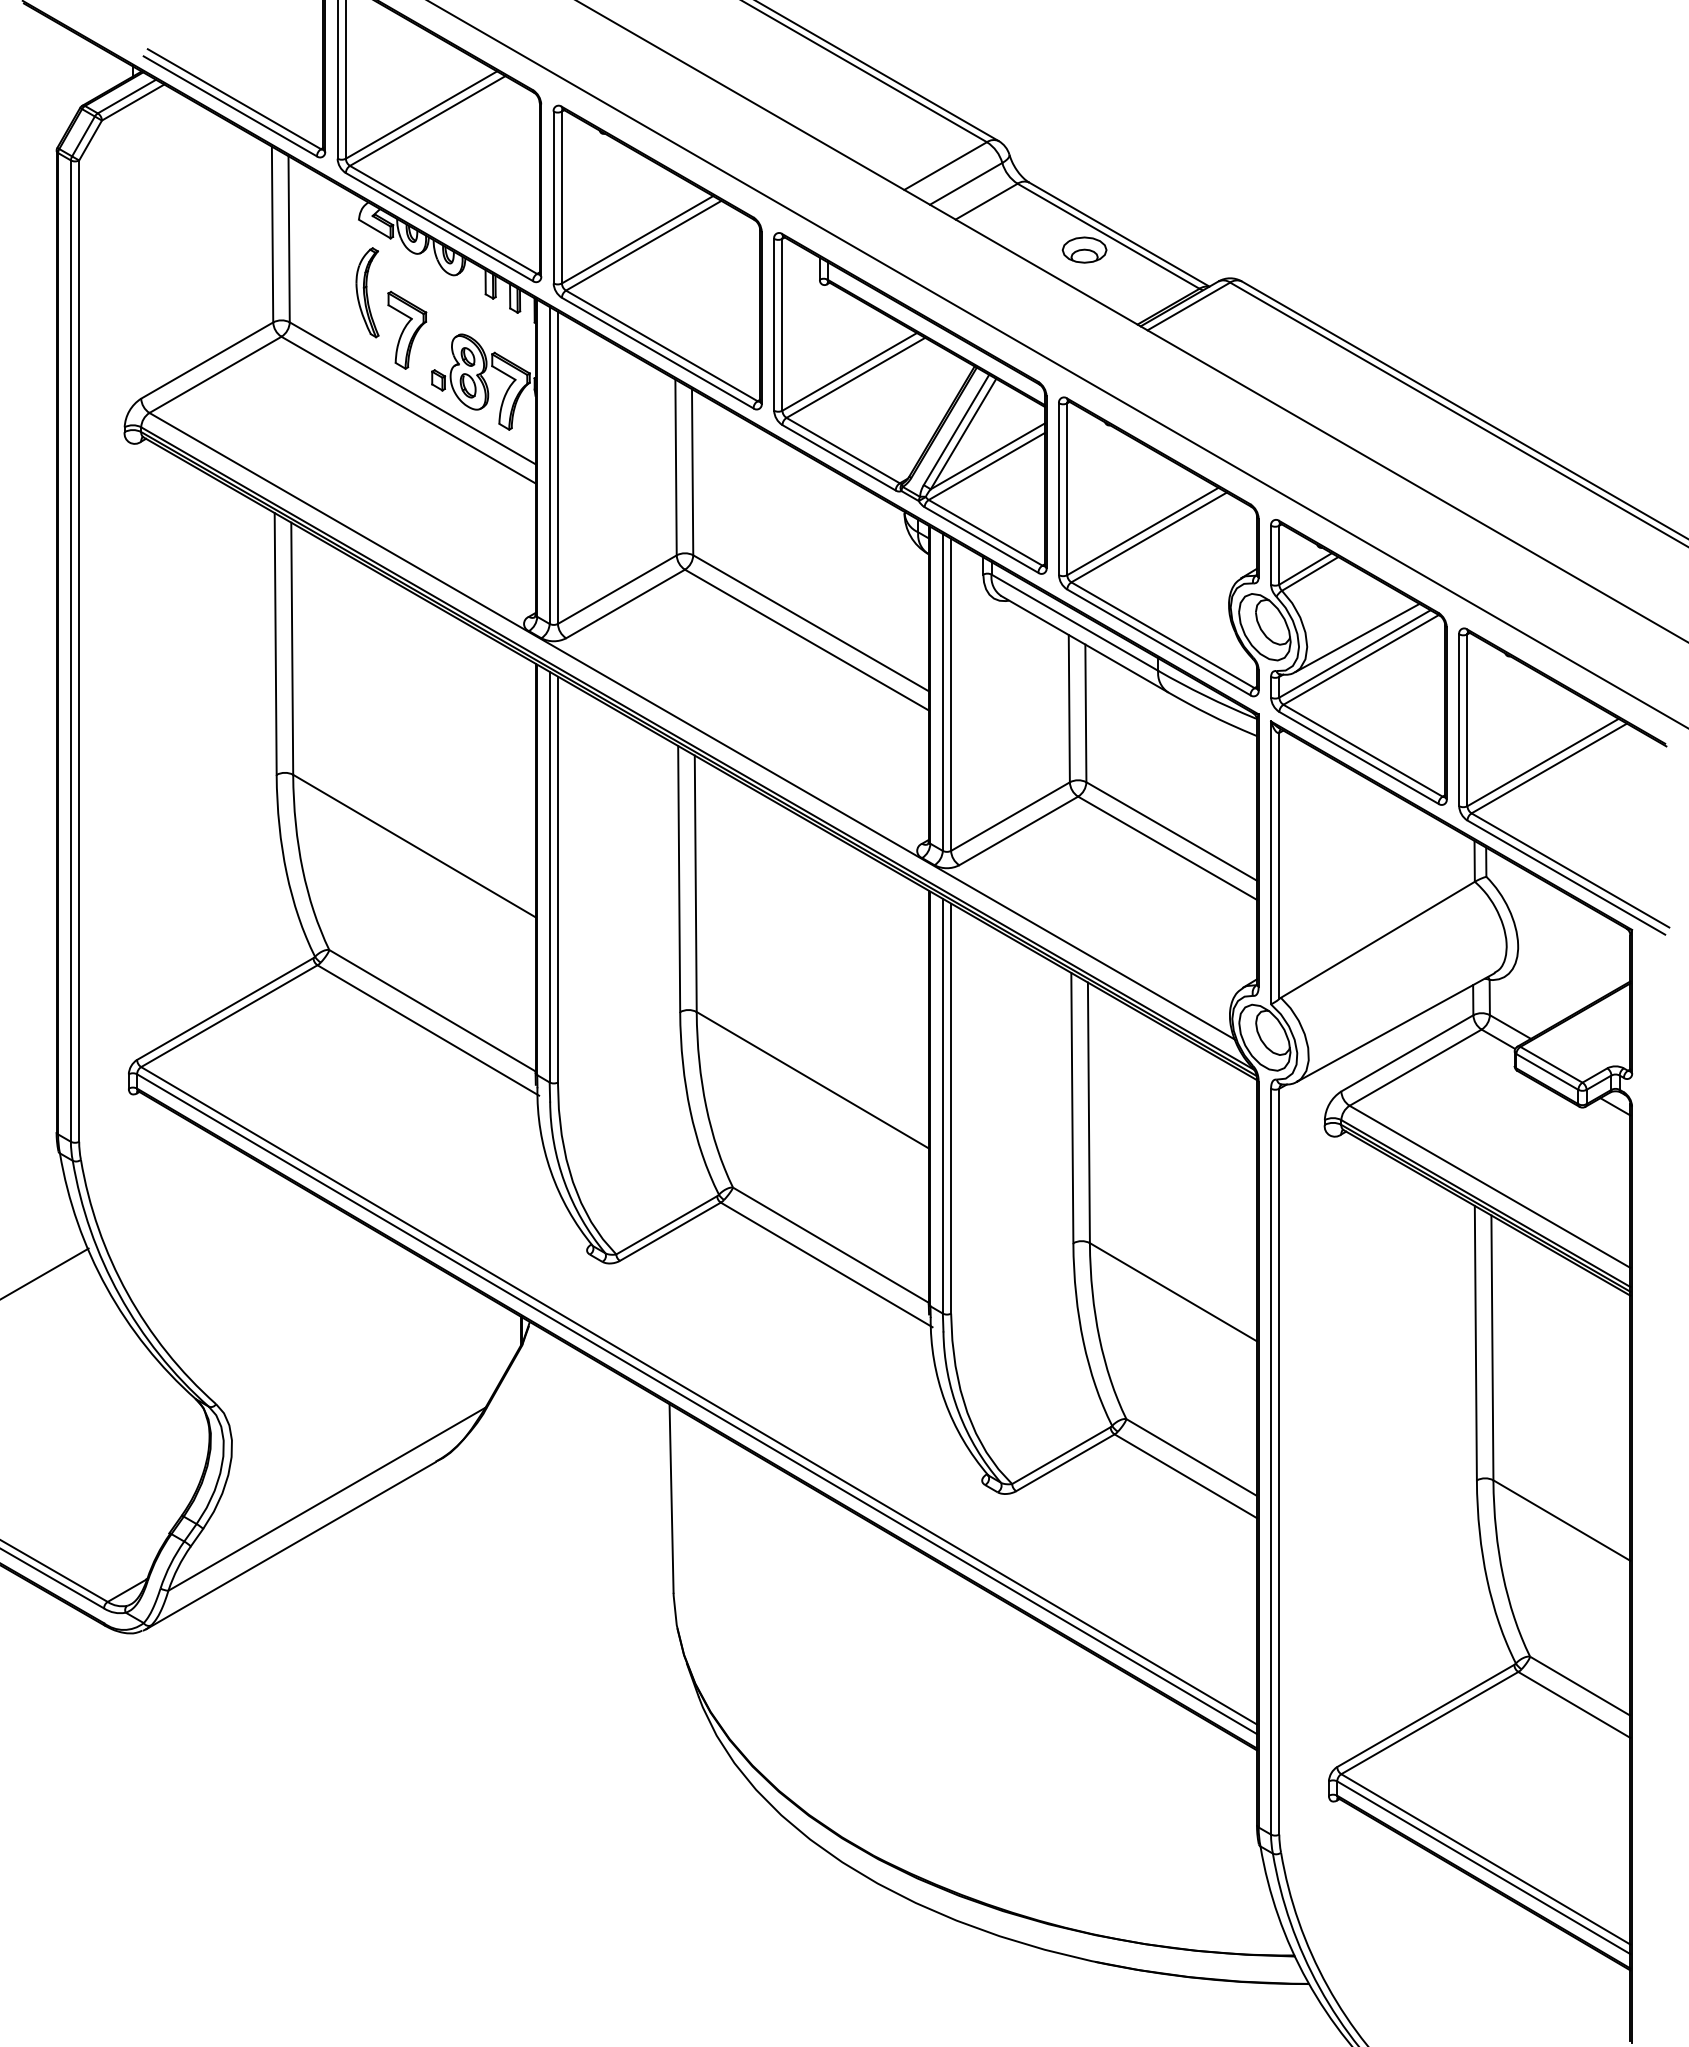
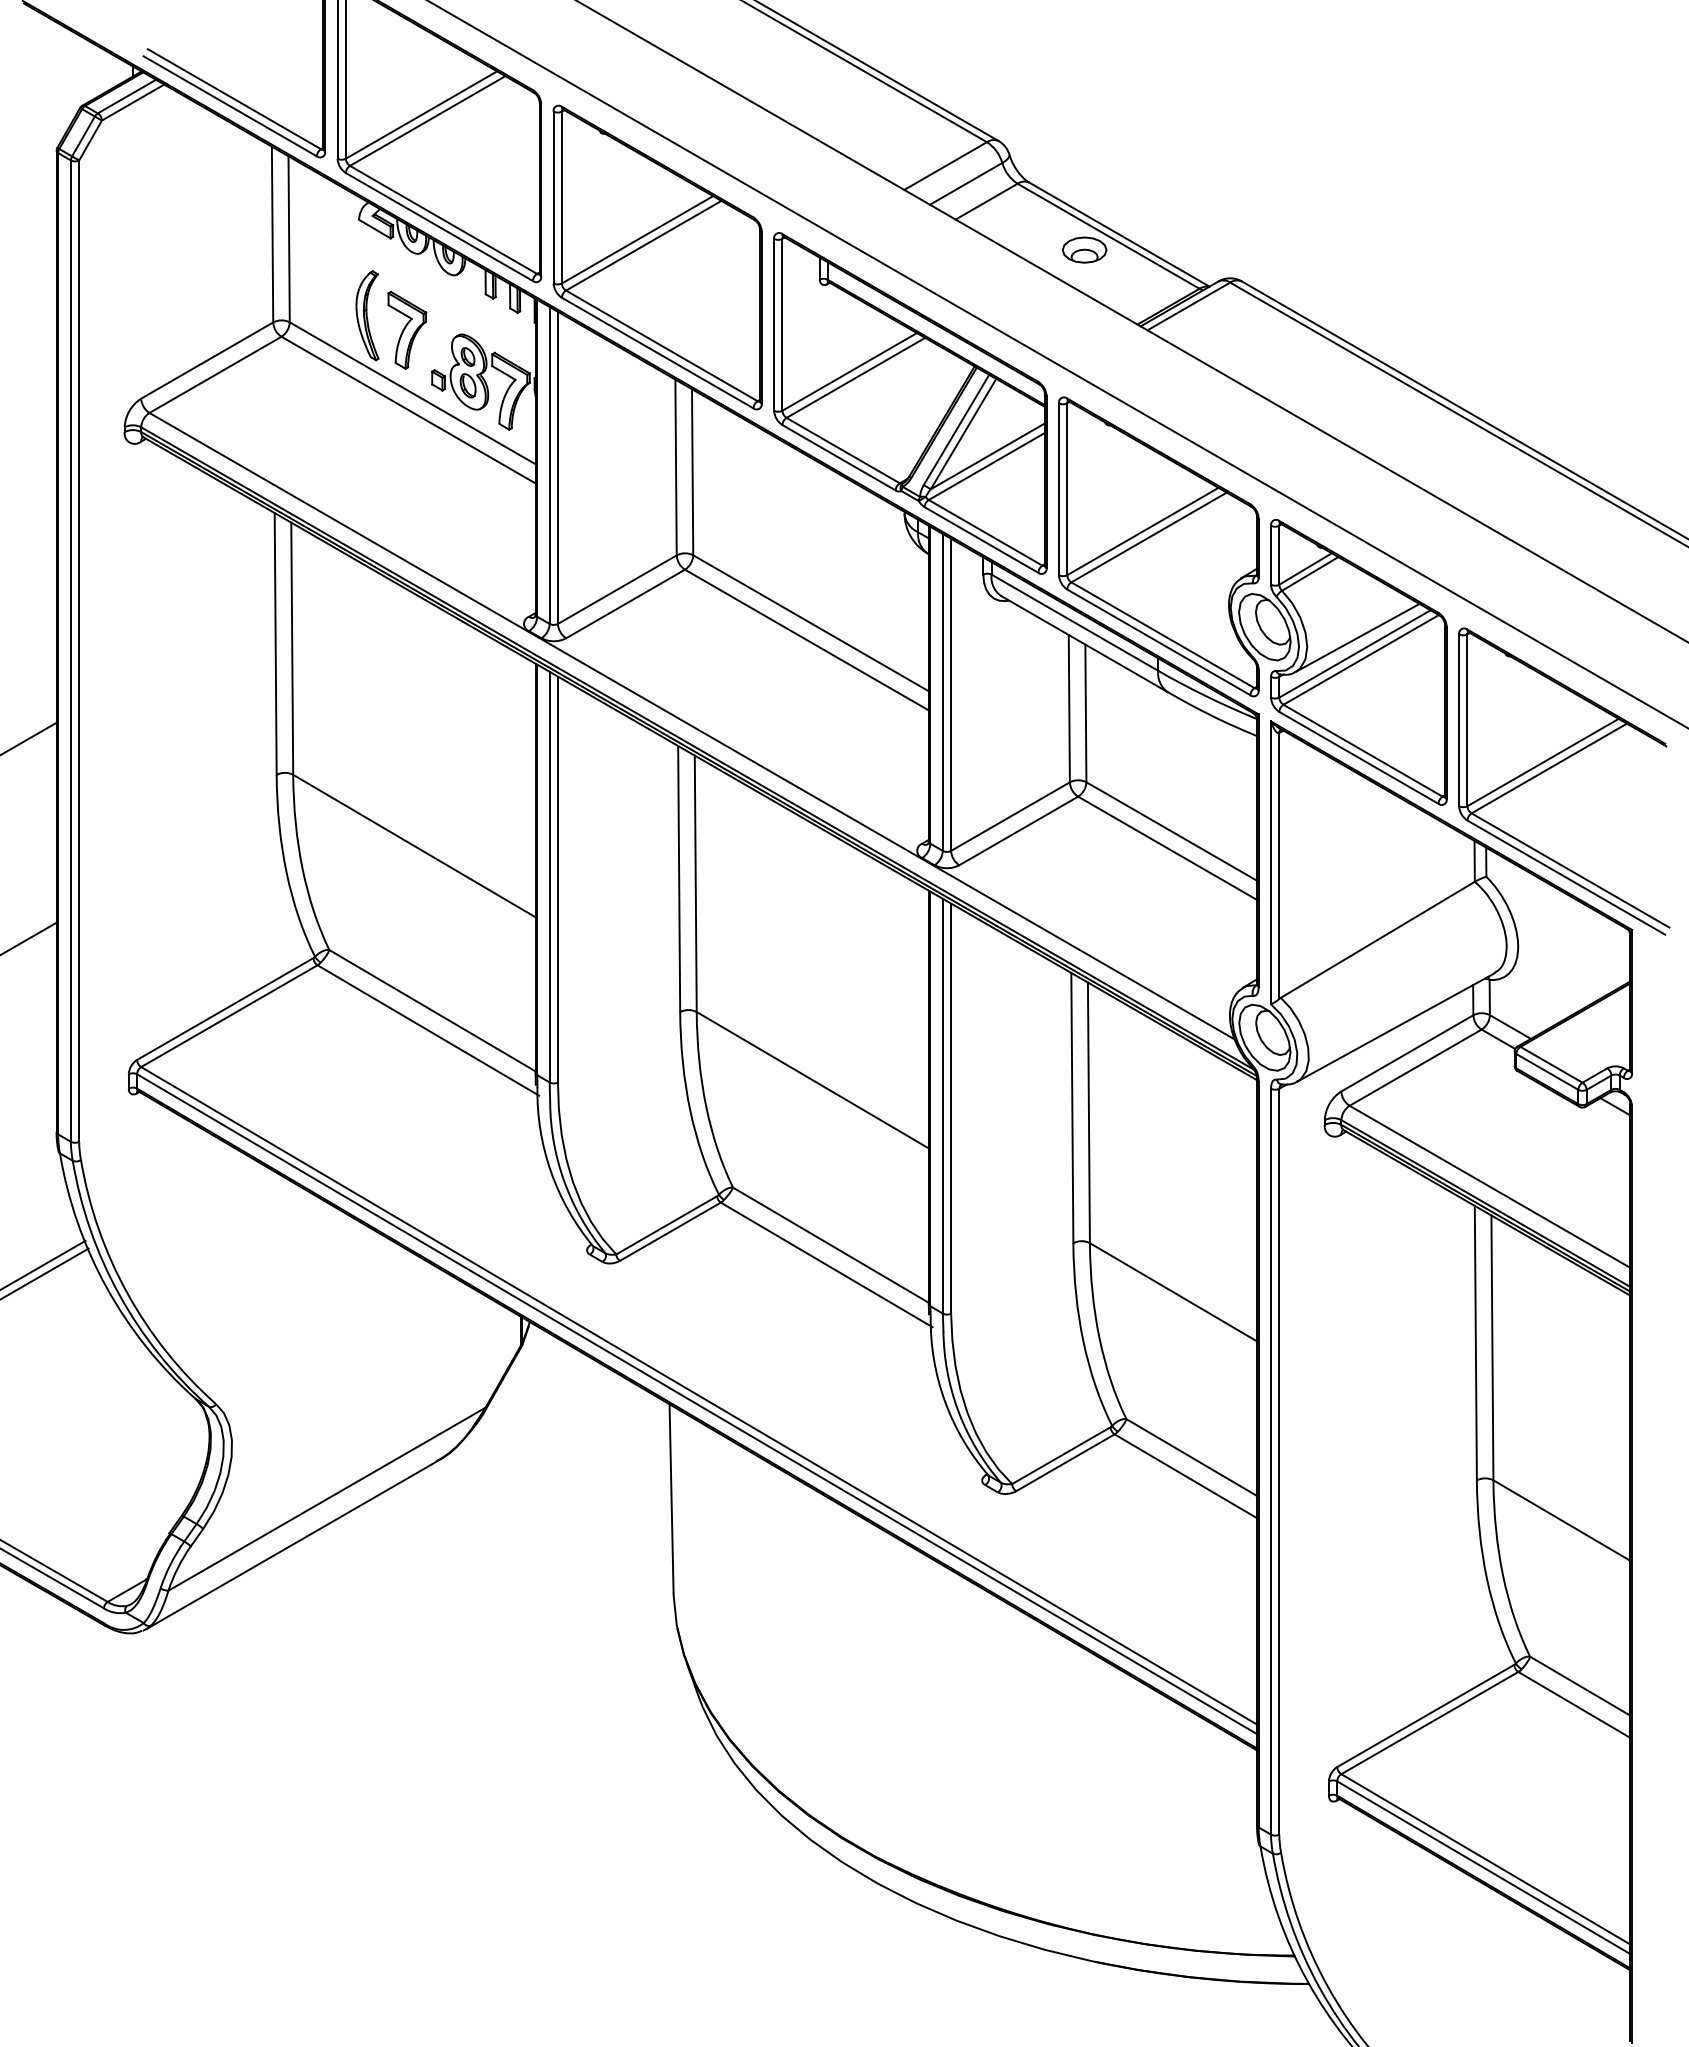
part position: (367, 292) -> (367, 315) (367, 315)
line: none -> present (29, 737)
line: none -> present (29, 937)
line: none -> present (43, 1264)
